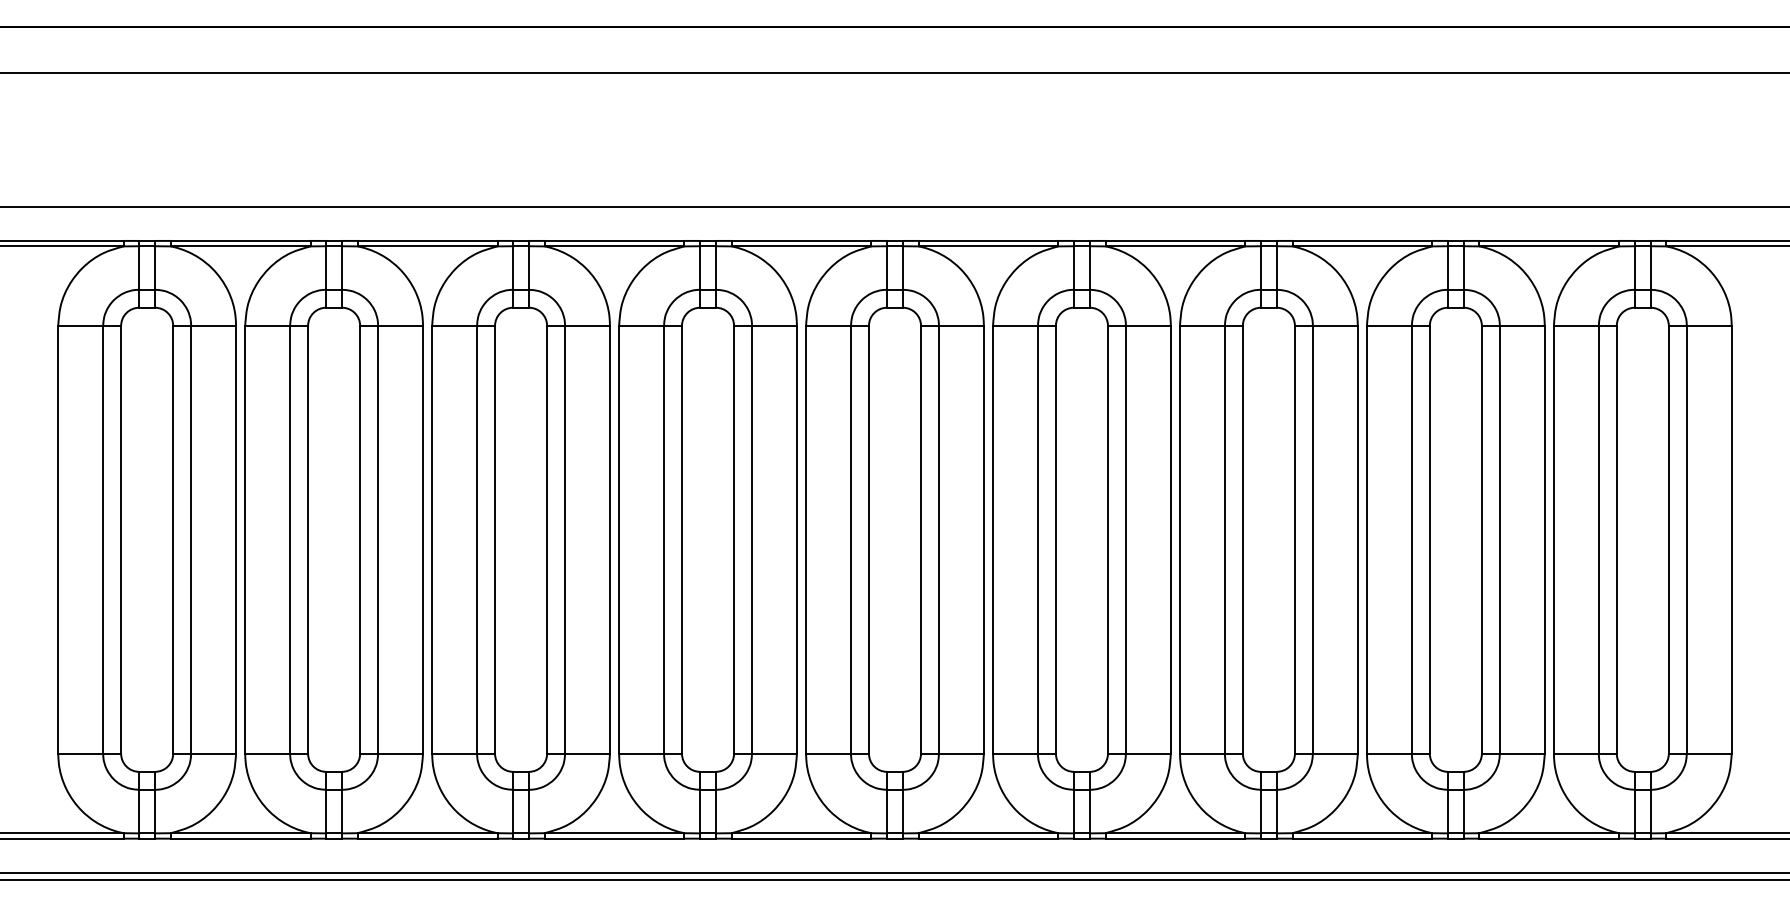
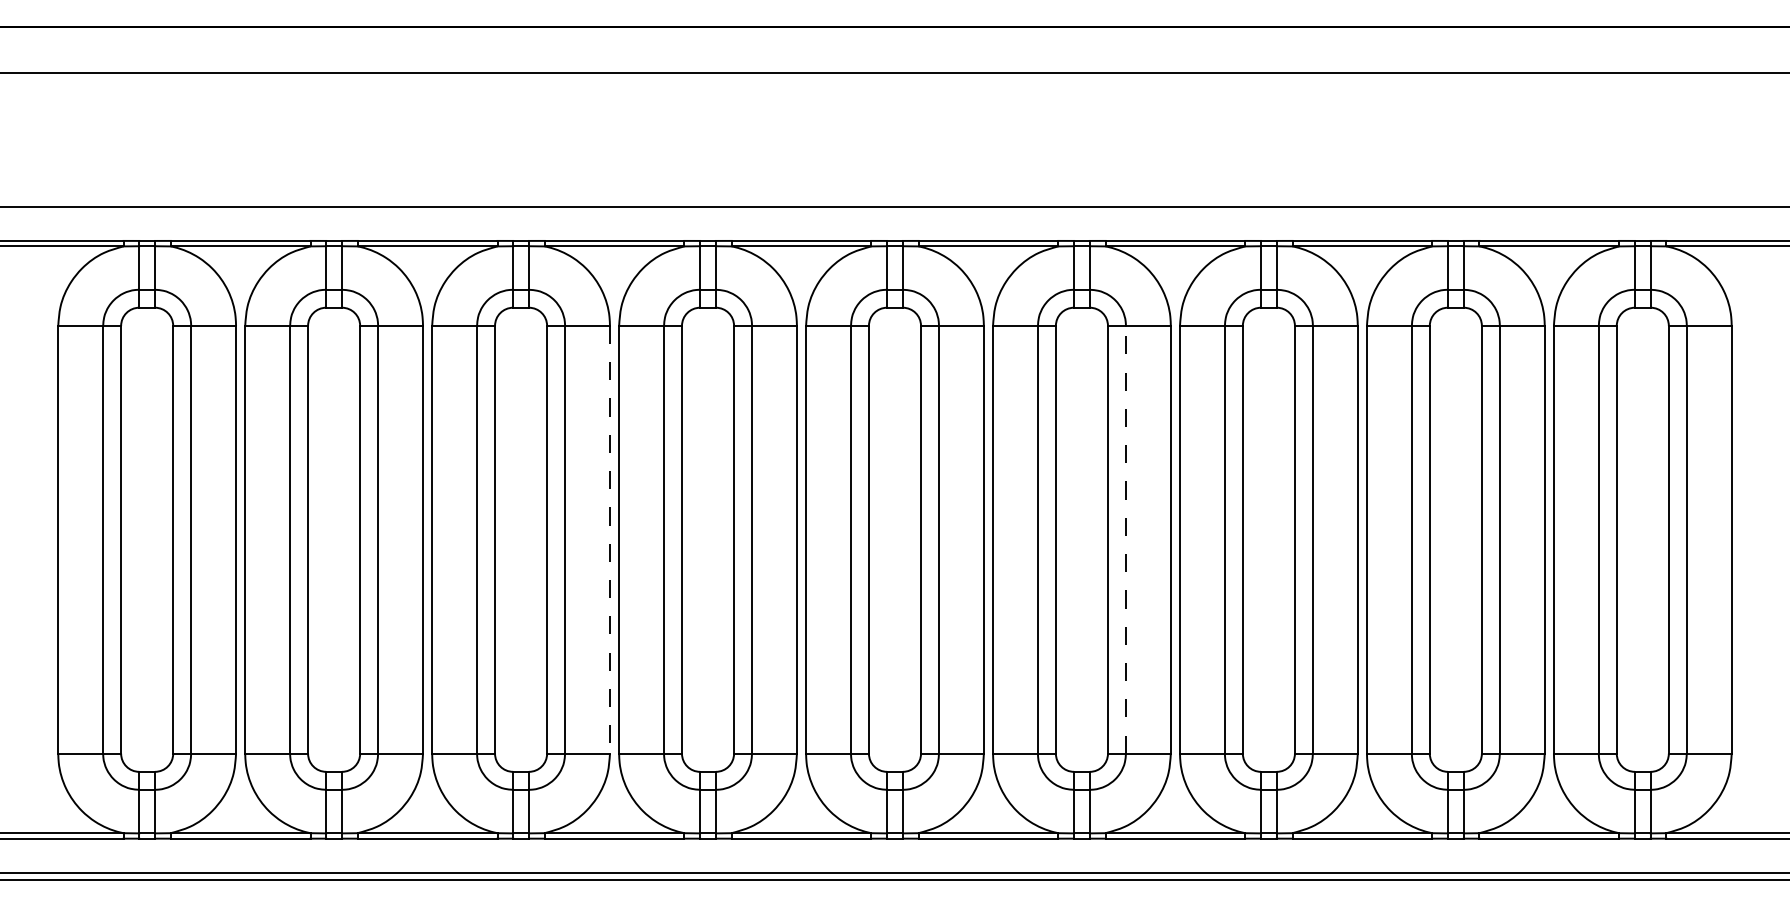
line: solid -> dashed (609, 539)
line: solid -> dashed (1125, 539)
